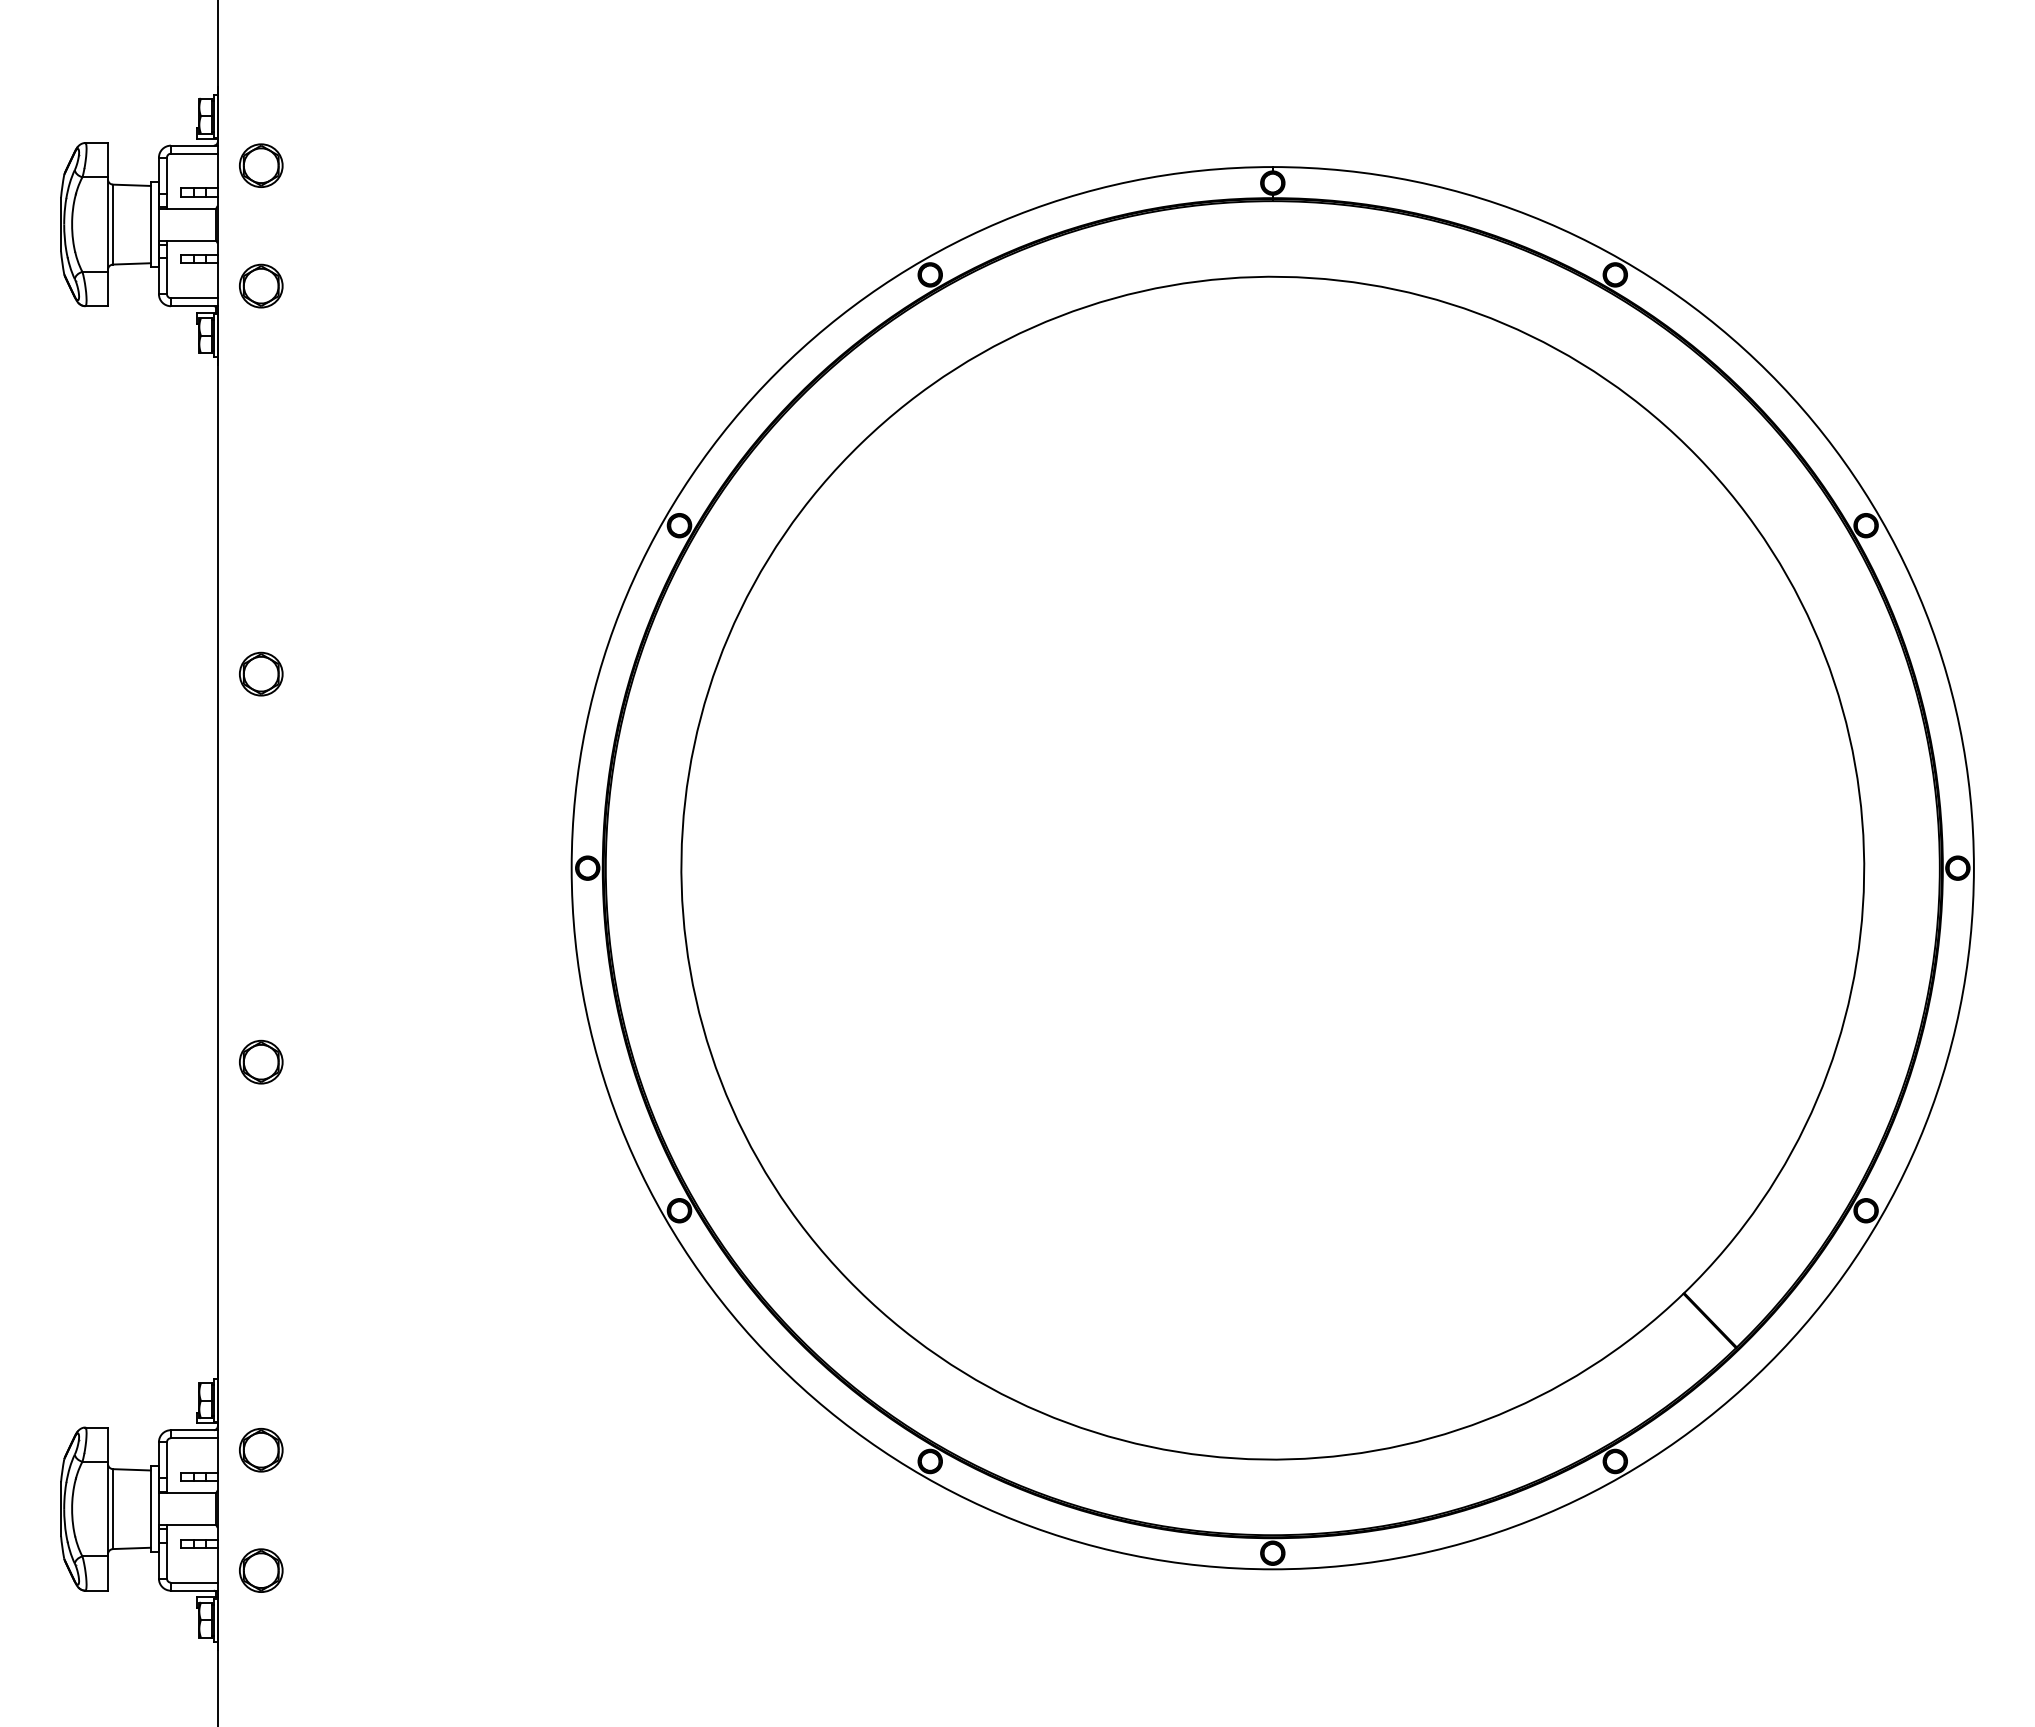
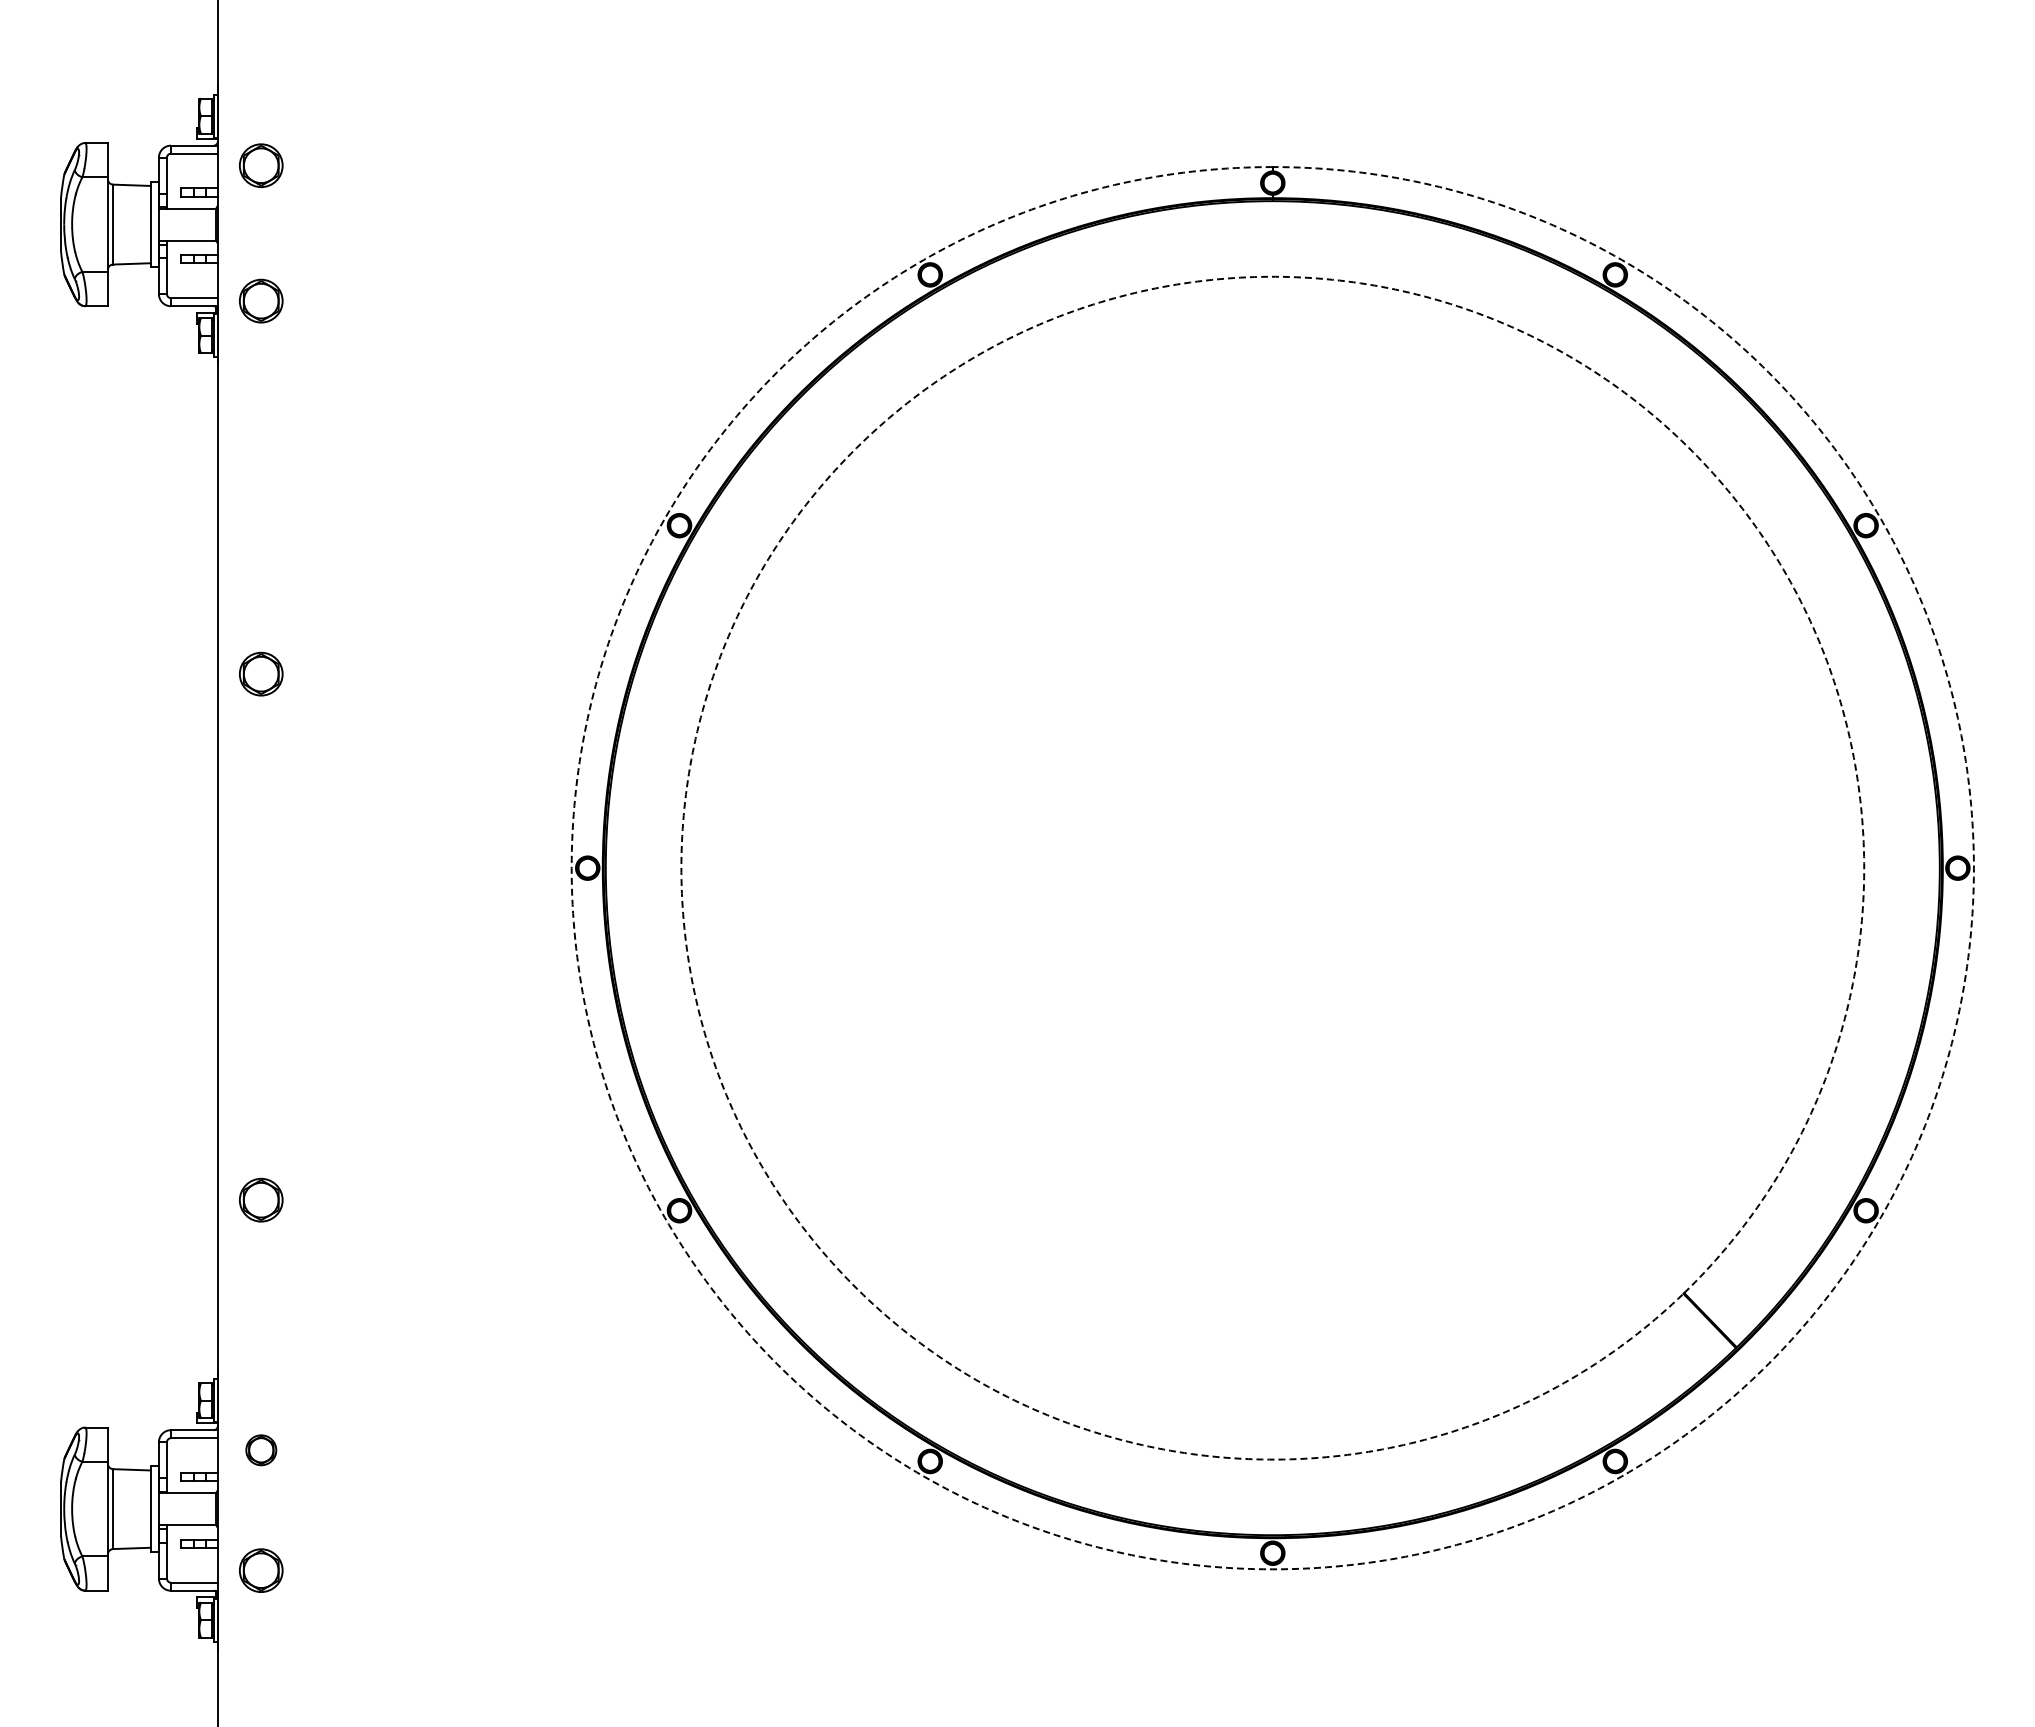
part position: (261, 285) -> (261, 300) (261, 300)
arc: solid -> dashed (861, 442)
part position: (261, 1061) -> (261, 1199) (261, 1199)
part size: 45x45 px -> 33x33 px (261, 1450)
arc: solid -> dashed (1272, 1569)
